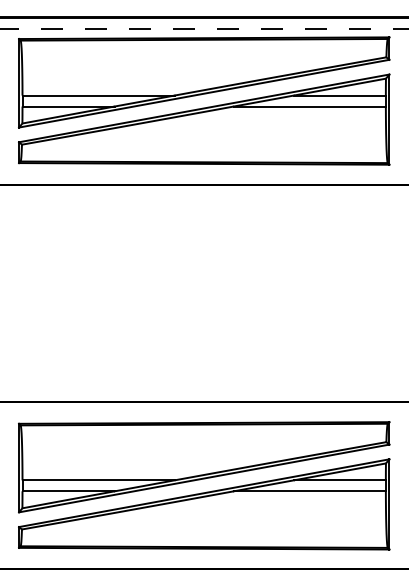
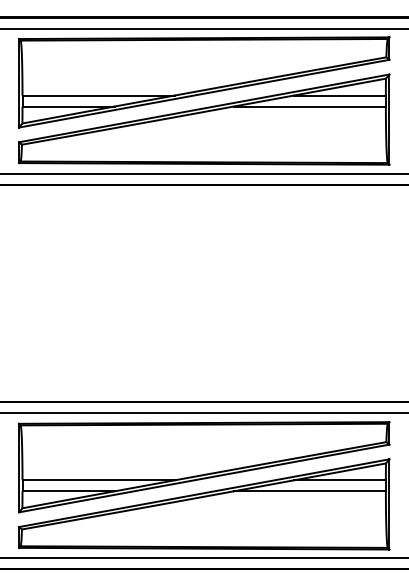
line: dashed -> solid (204, 28)
line: none -> present (203, 173)
line: none -> present (203, 413)
line: none -> present (203, 558)
